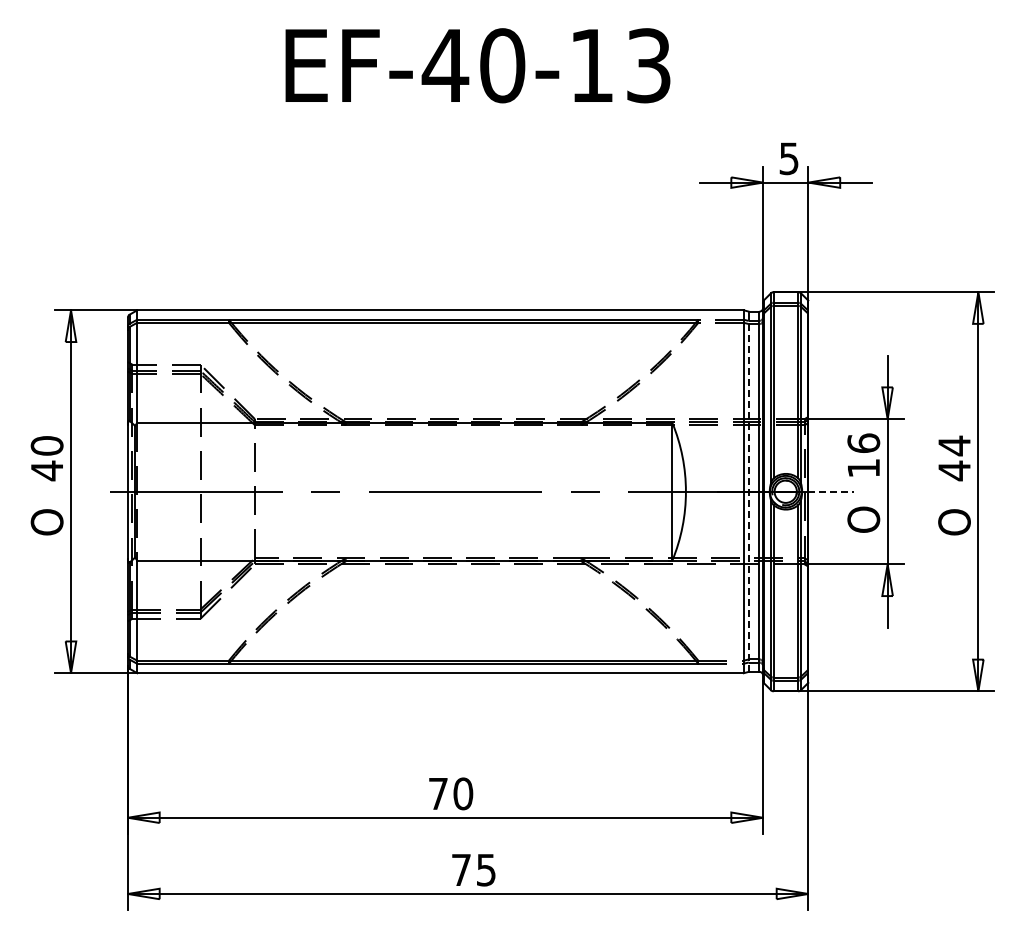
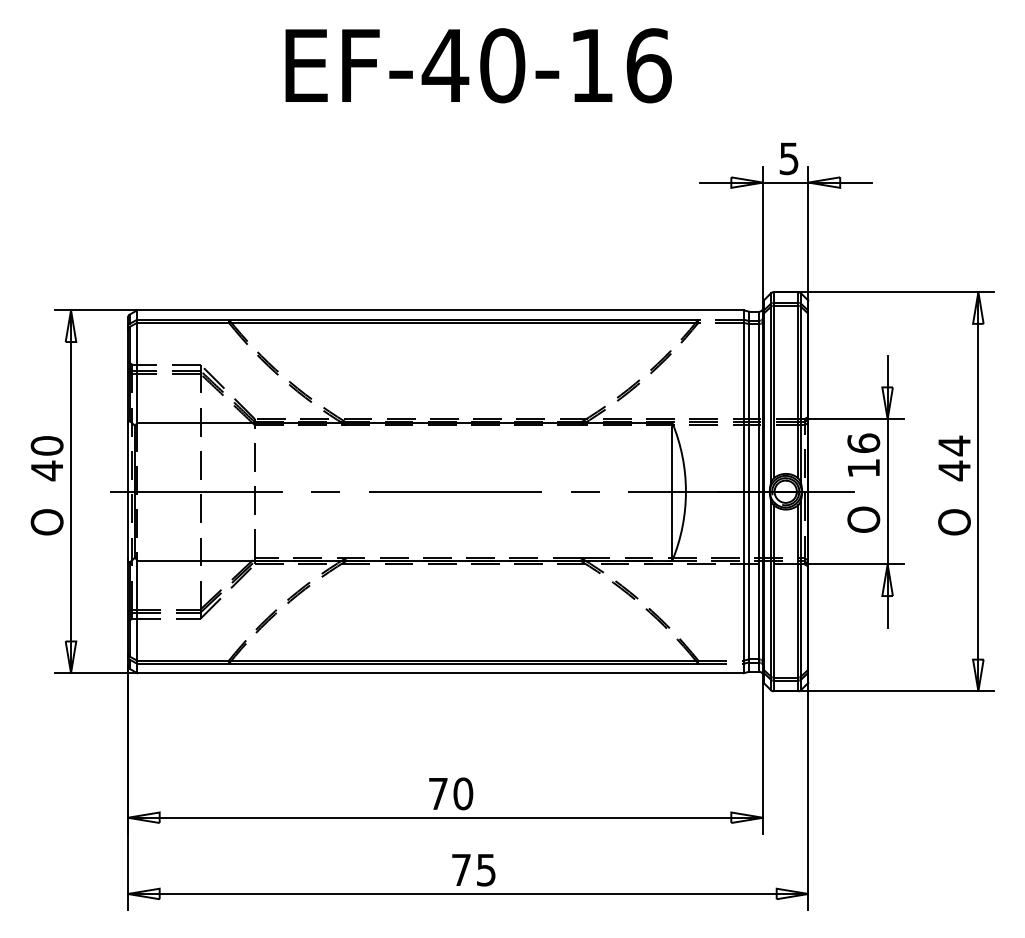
text: EF-40-13 -> EF-40-16 (648, 65)
line: dashed -> solid (748, 491)
line: dashed -> solid (831, 491)
